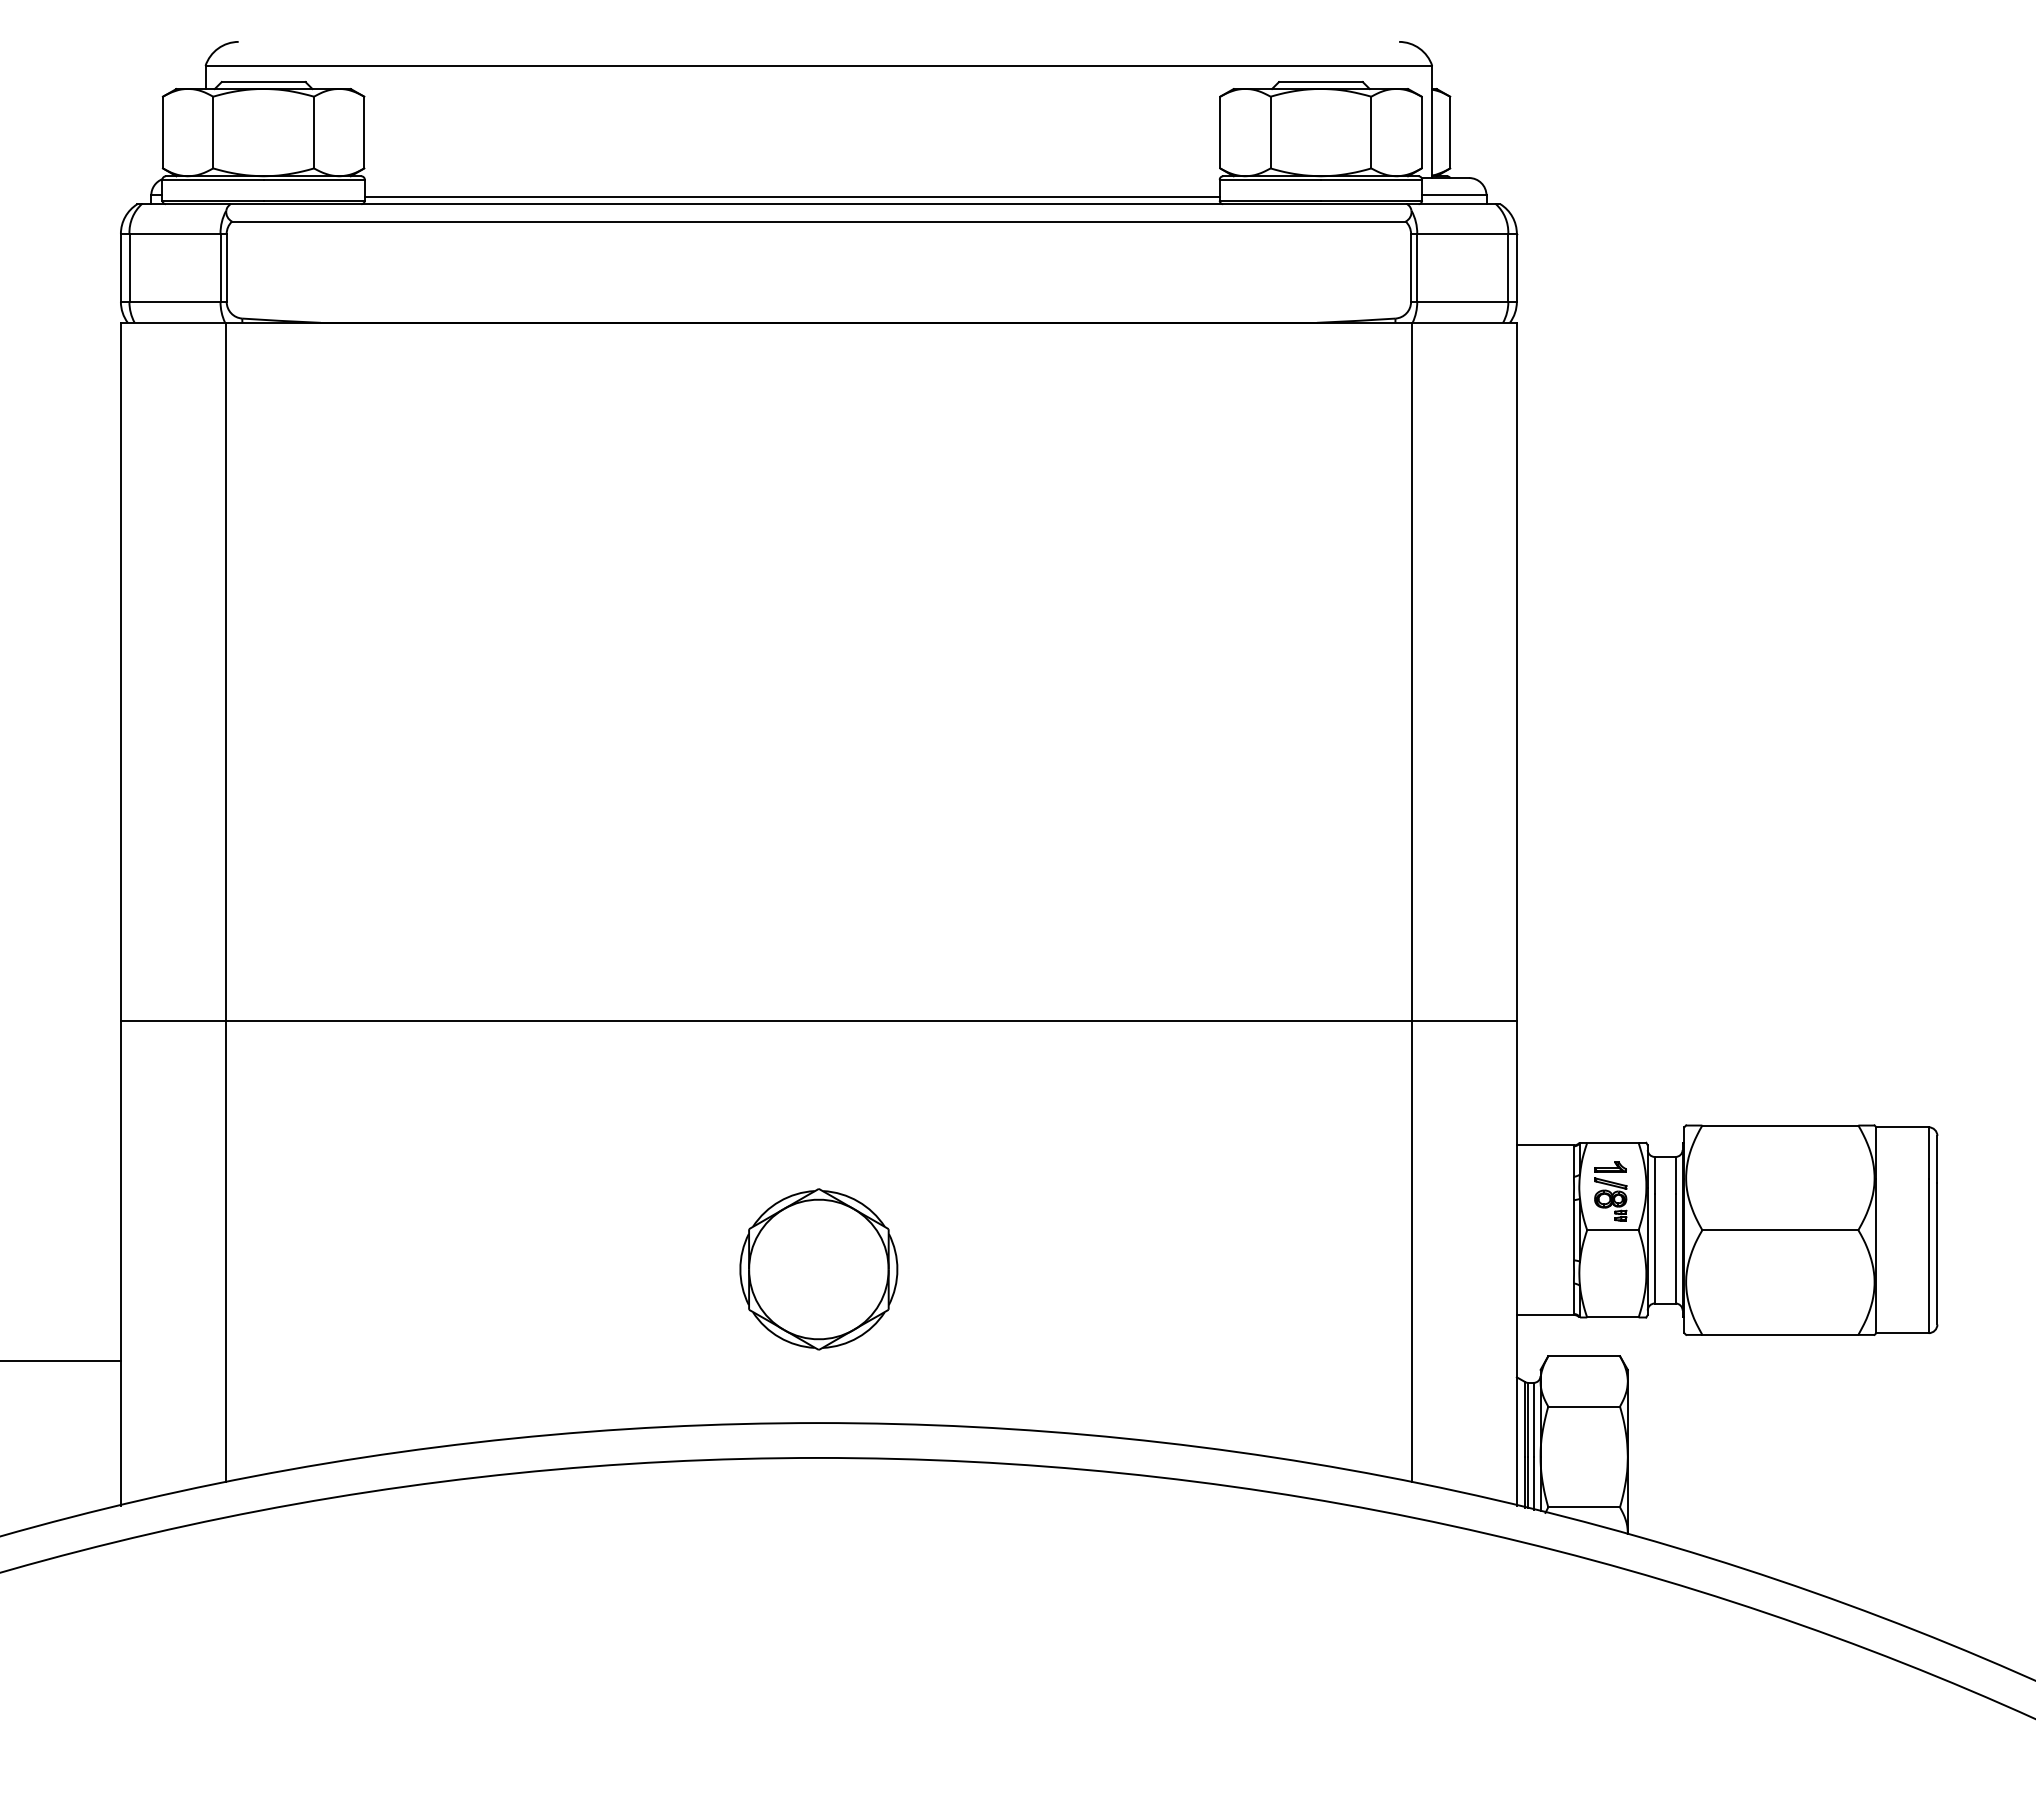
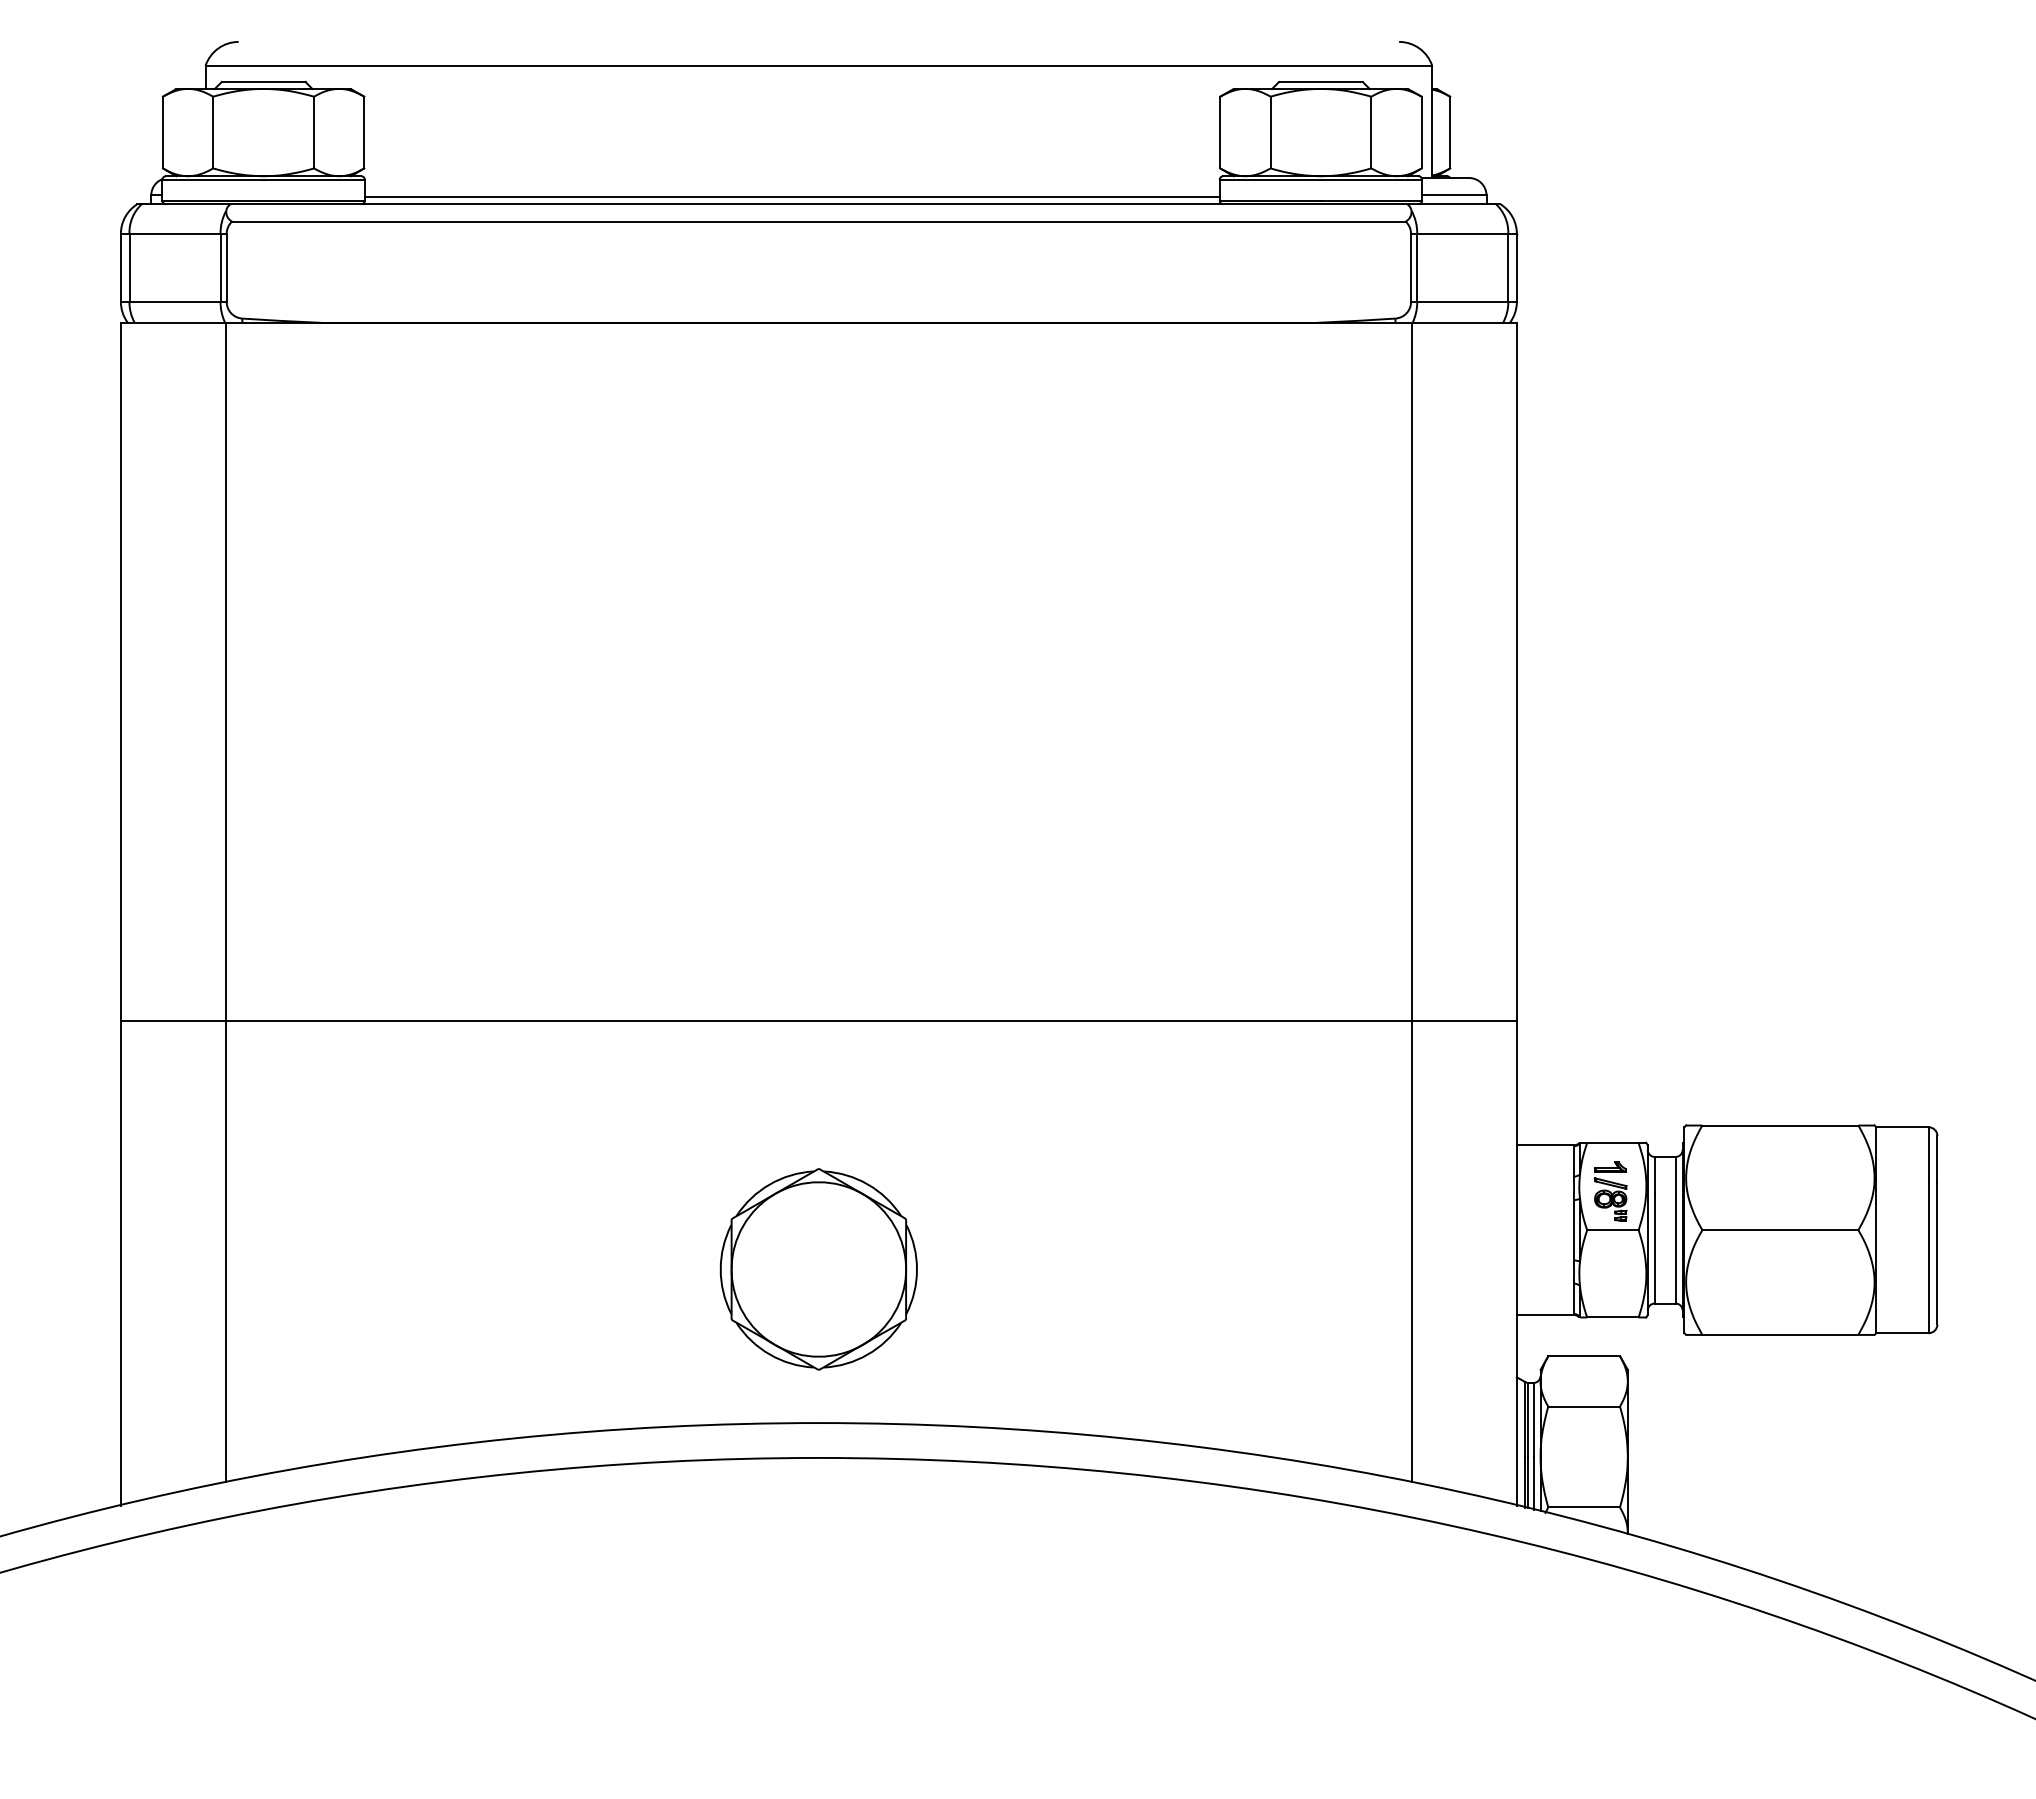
part size: 160x163 px -> 199x203 px (818, 1269)
line: present -> none (61, 1361)
